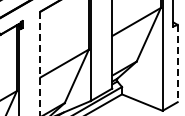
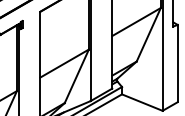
line: dashed -> solid (40, 63)
line: dashed -> solid (177, 63)
